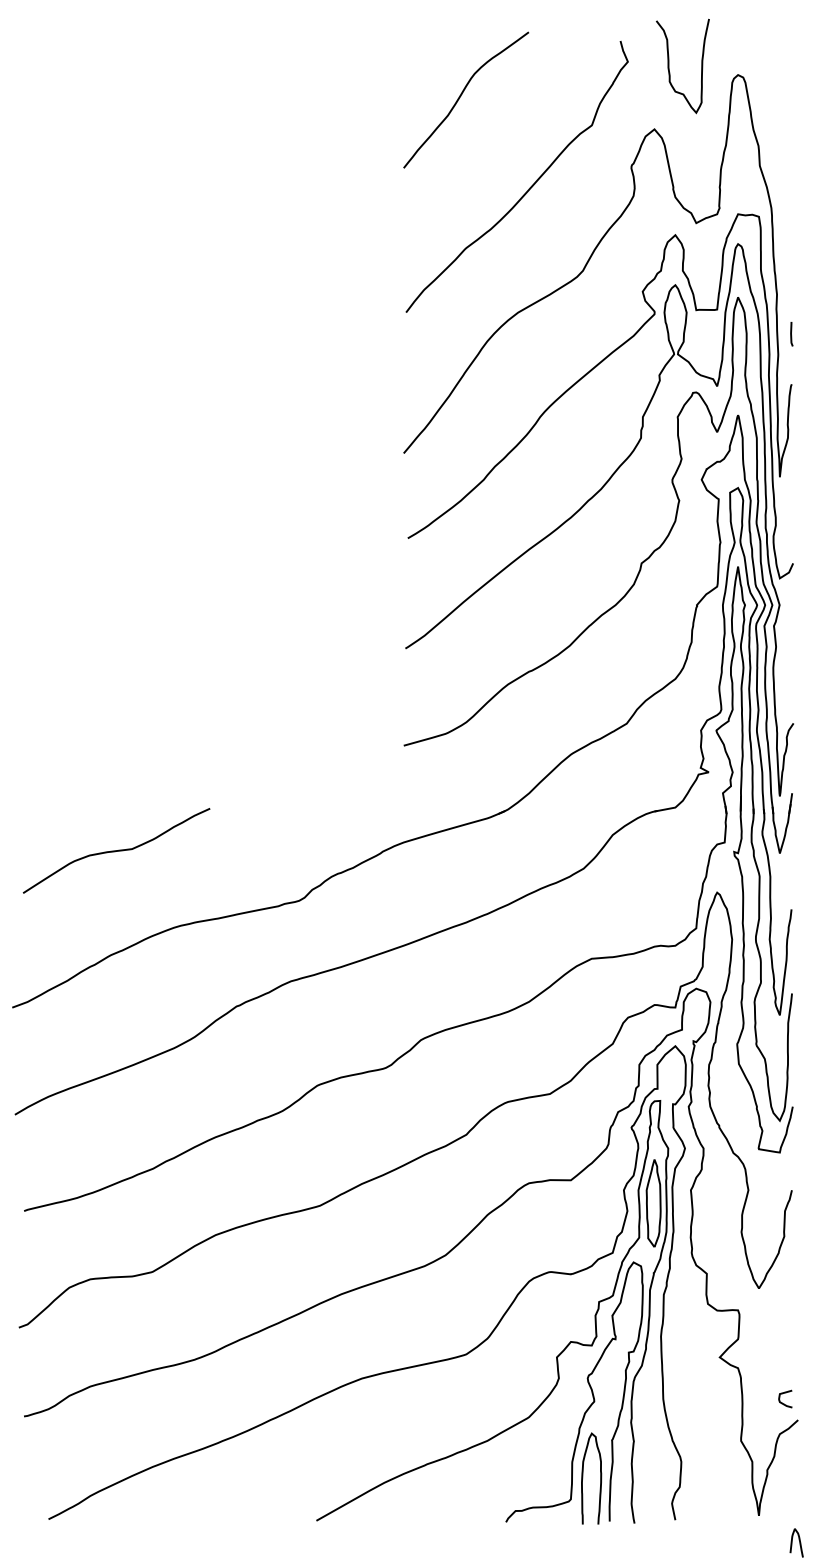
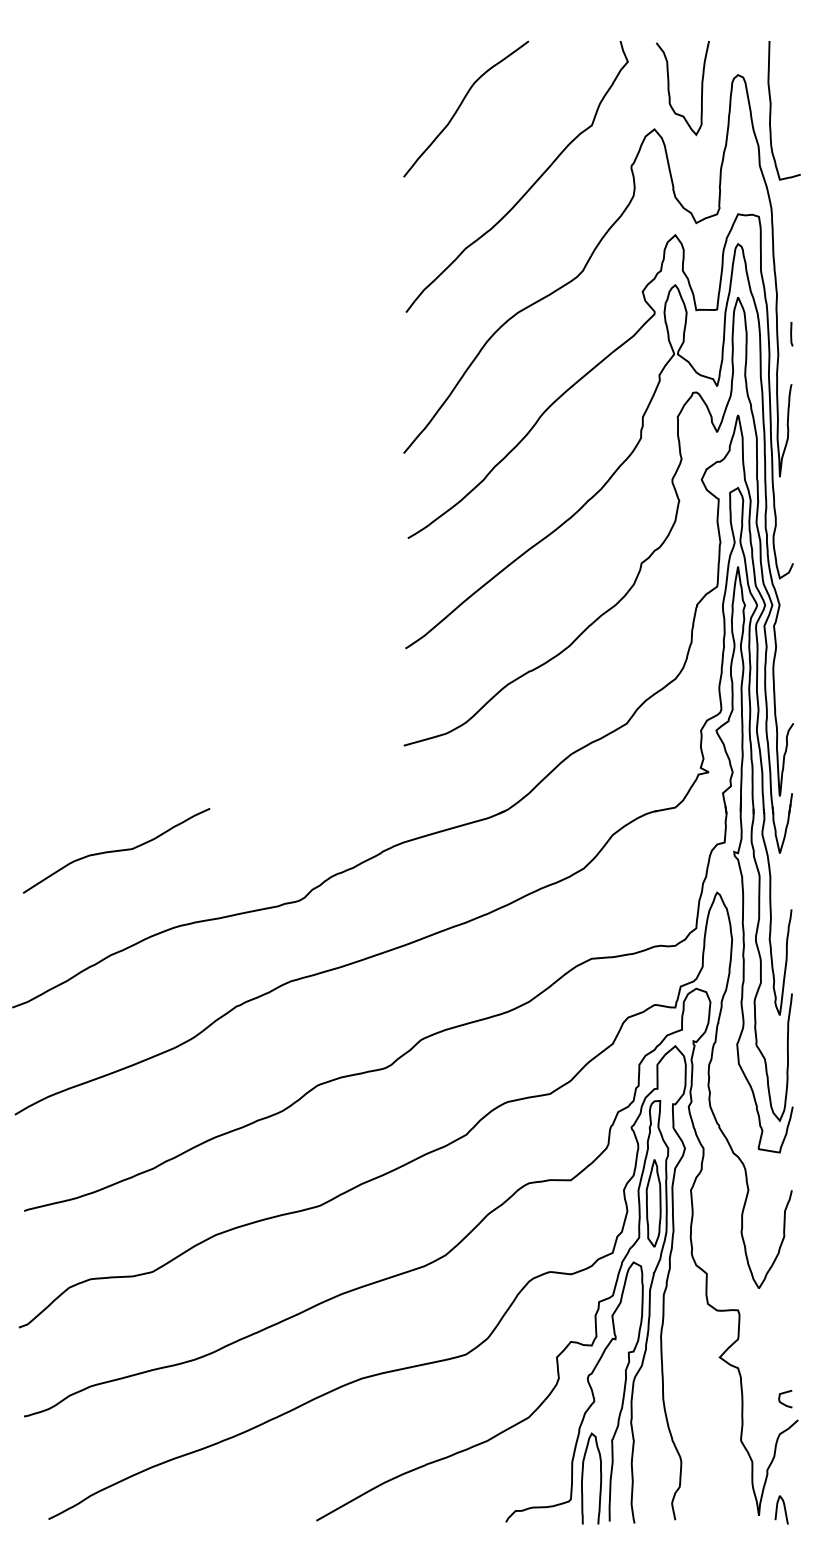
curve position: (669, 66) -> (669, 88) (669, 88)
curve position: (461, 96) -> (461, 105) (461, 105)
curve: none -> present (771, 110)
curve position: (798, 1540) -> (783, 1507) (783, 1507)
